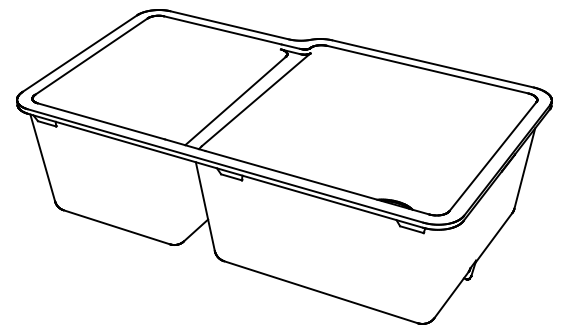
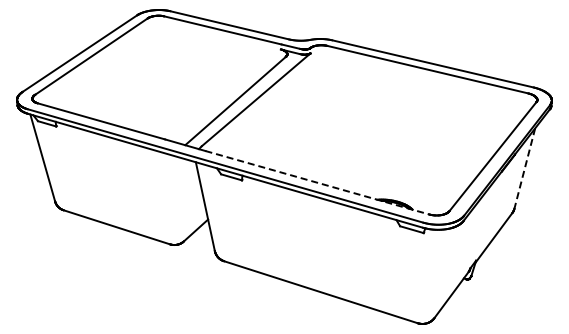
line: solid -> dashed (524, 168)
line: solid -> dashed (317, 182)
